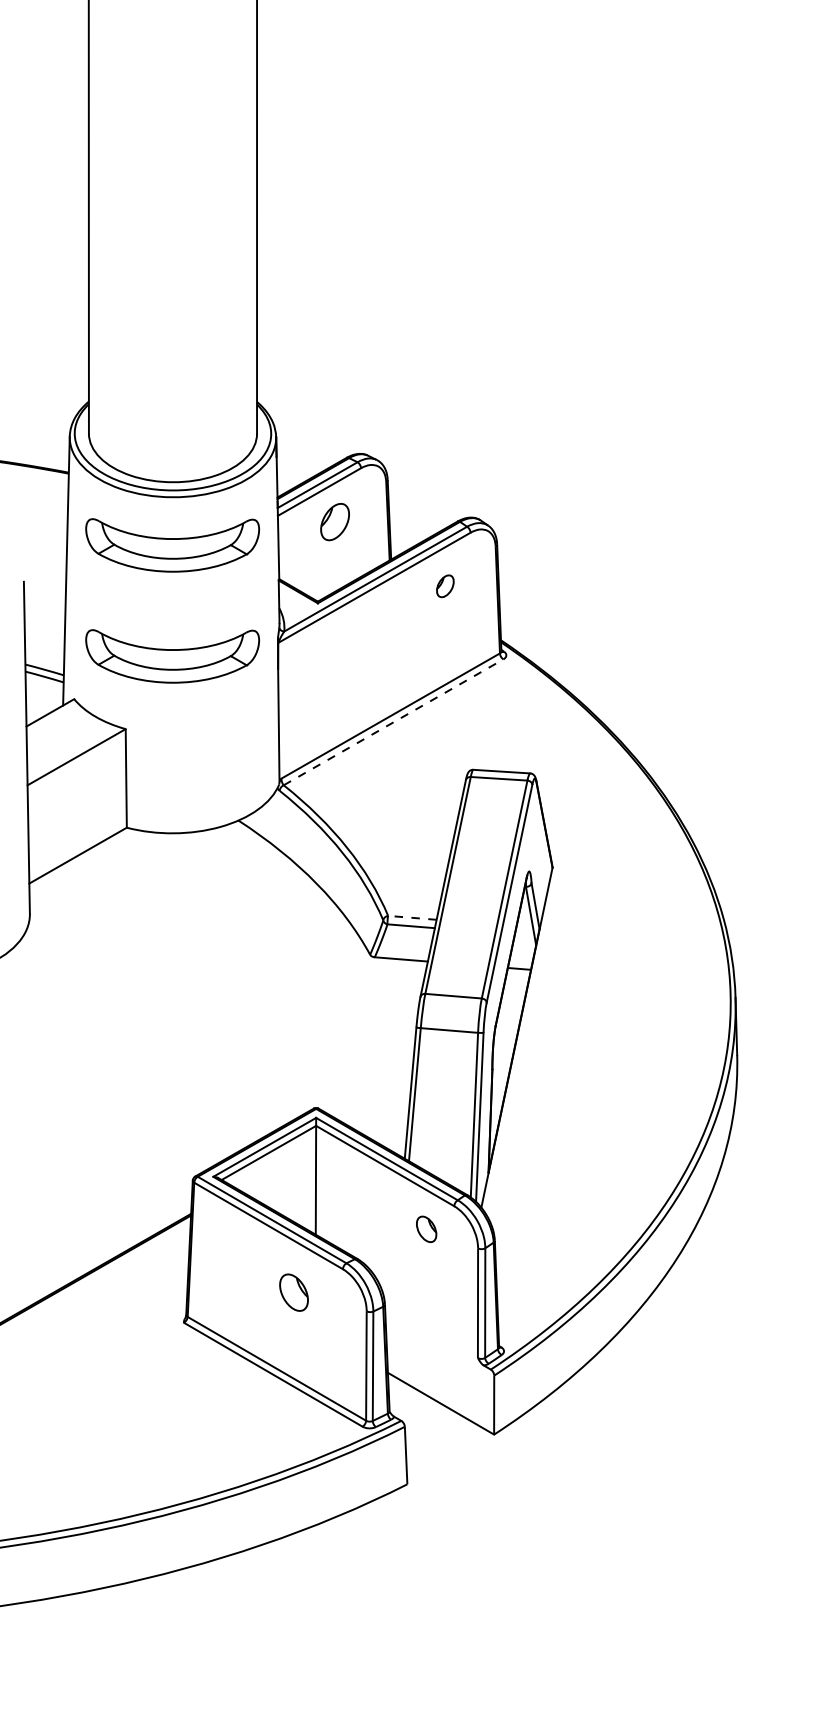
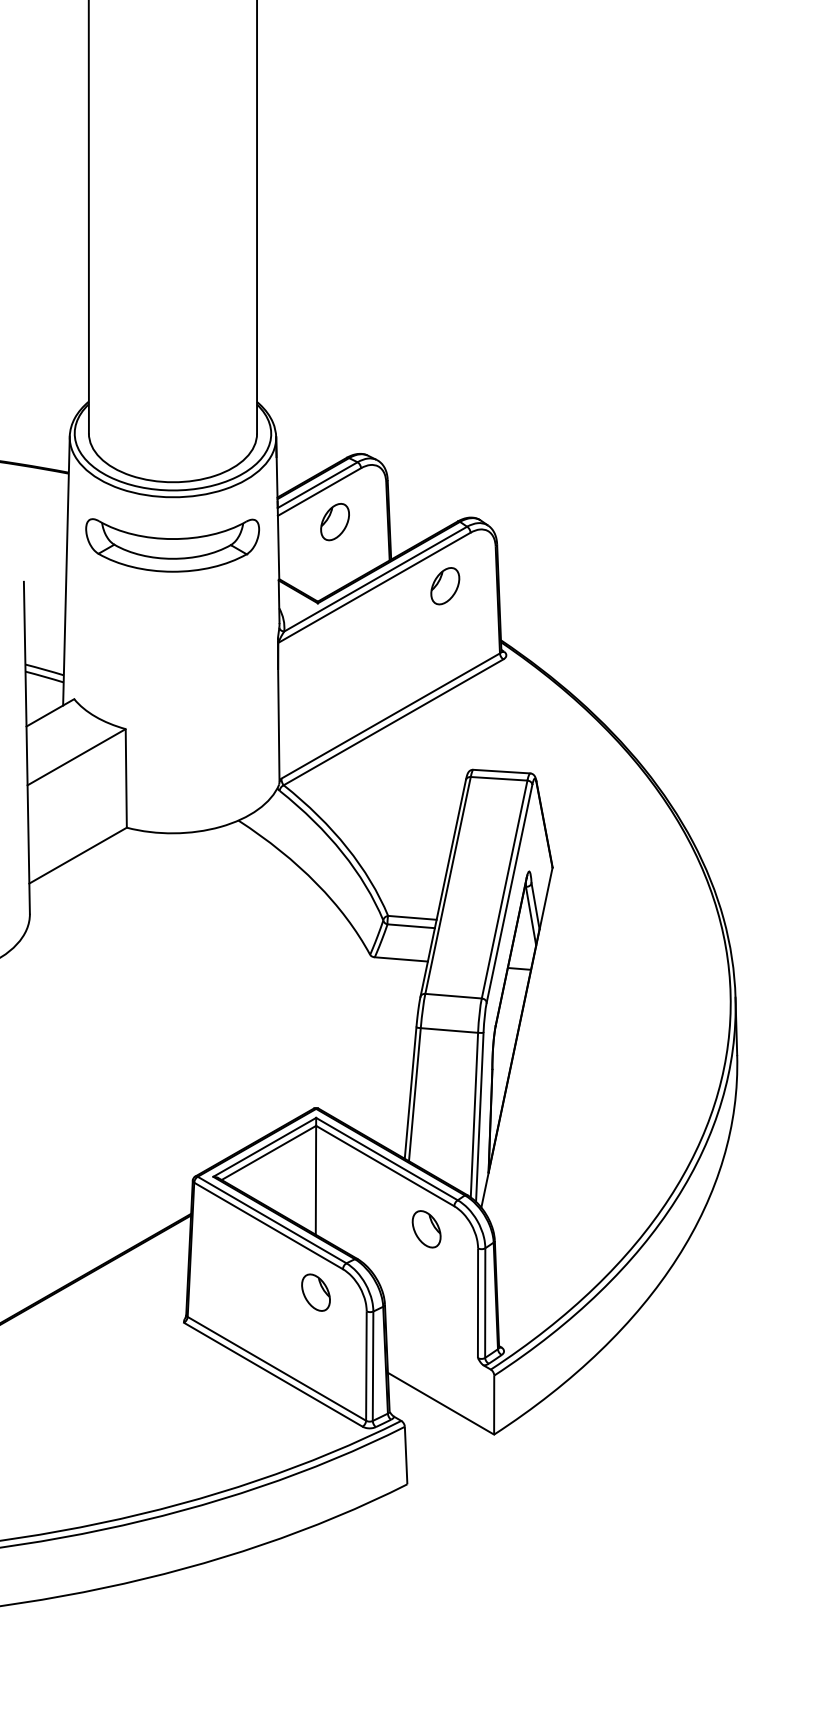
part size: 19x25 px -> 31x39 px (445, 586)
part: present -> none (172, 656)
line: dashed -> solid (393, 722)
line: dashed -> solid (411, 917)
part size: 22x28 px -> 31x39 px (426, 1229)
part position: (293, 1292) -> (315, 1292) (315, 1292)
